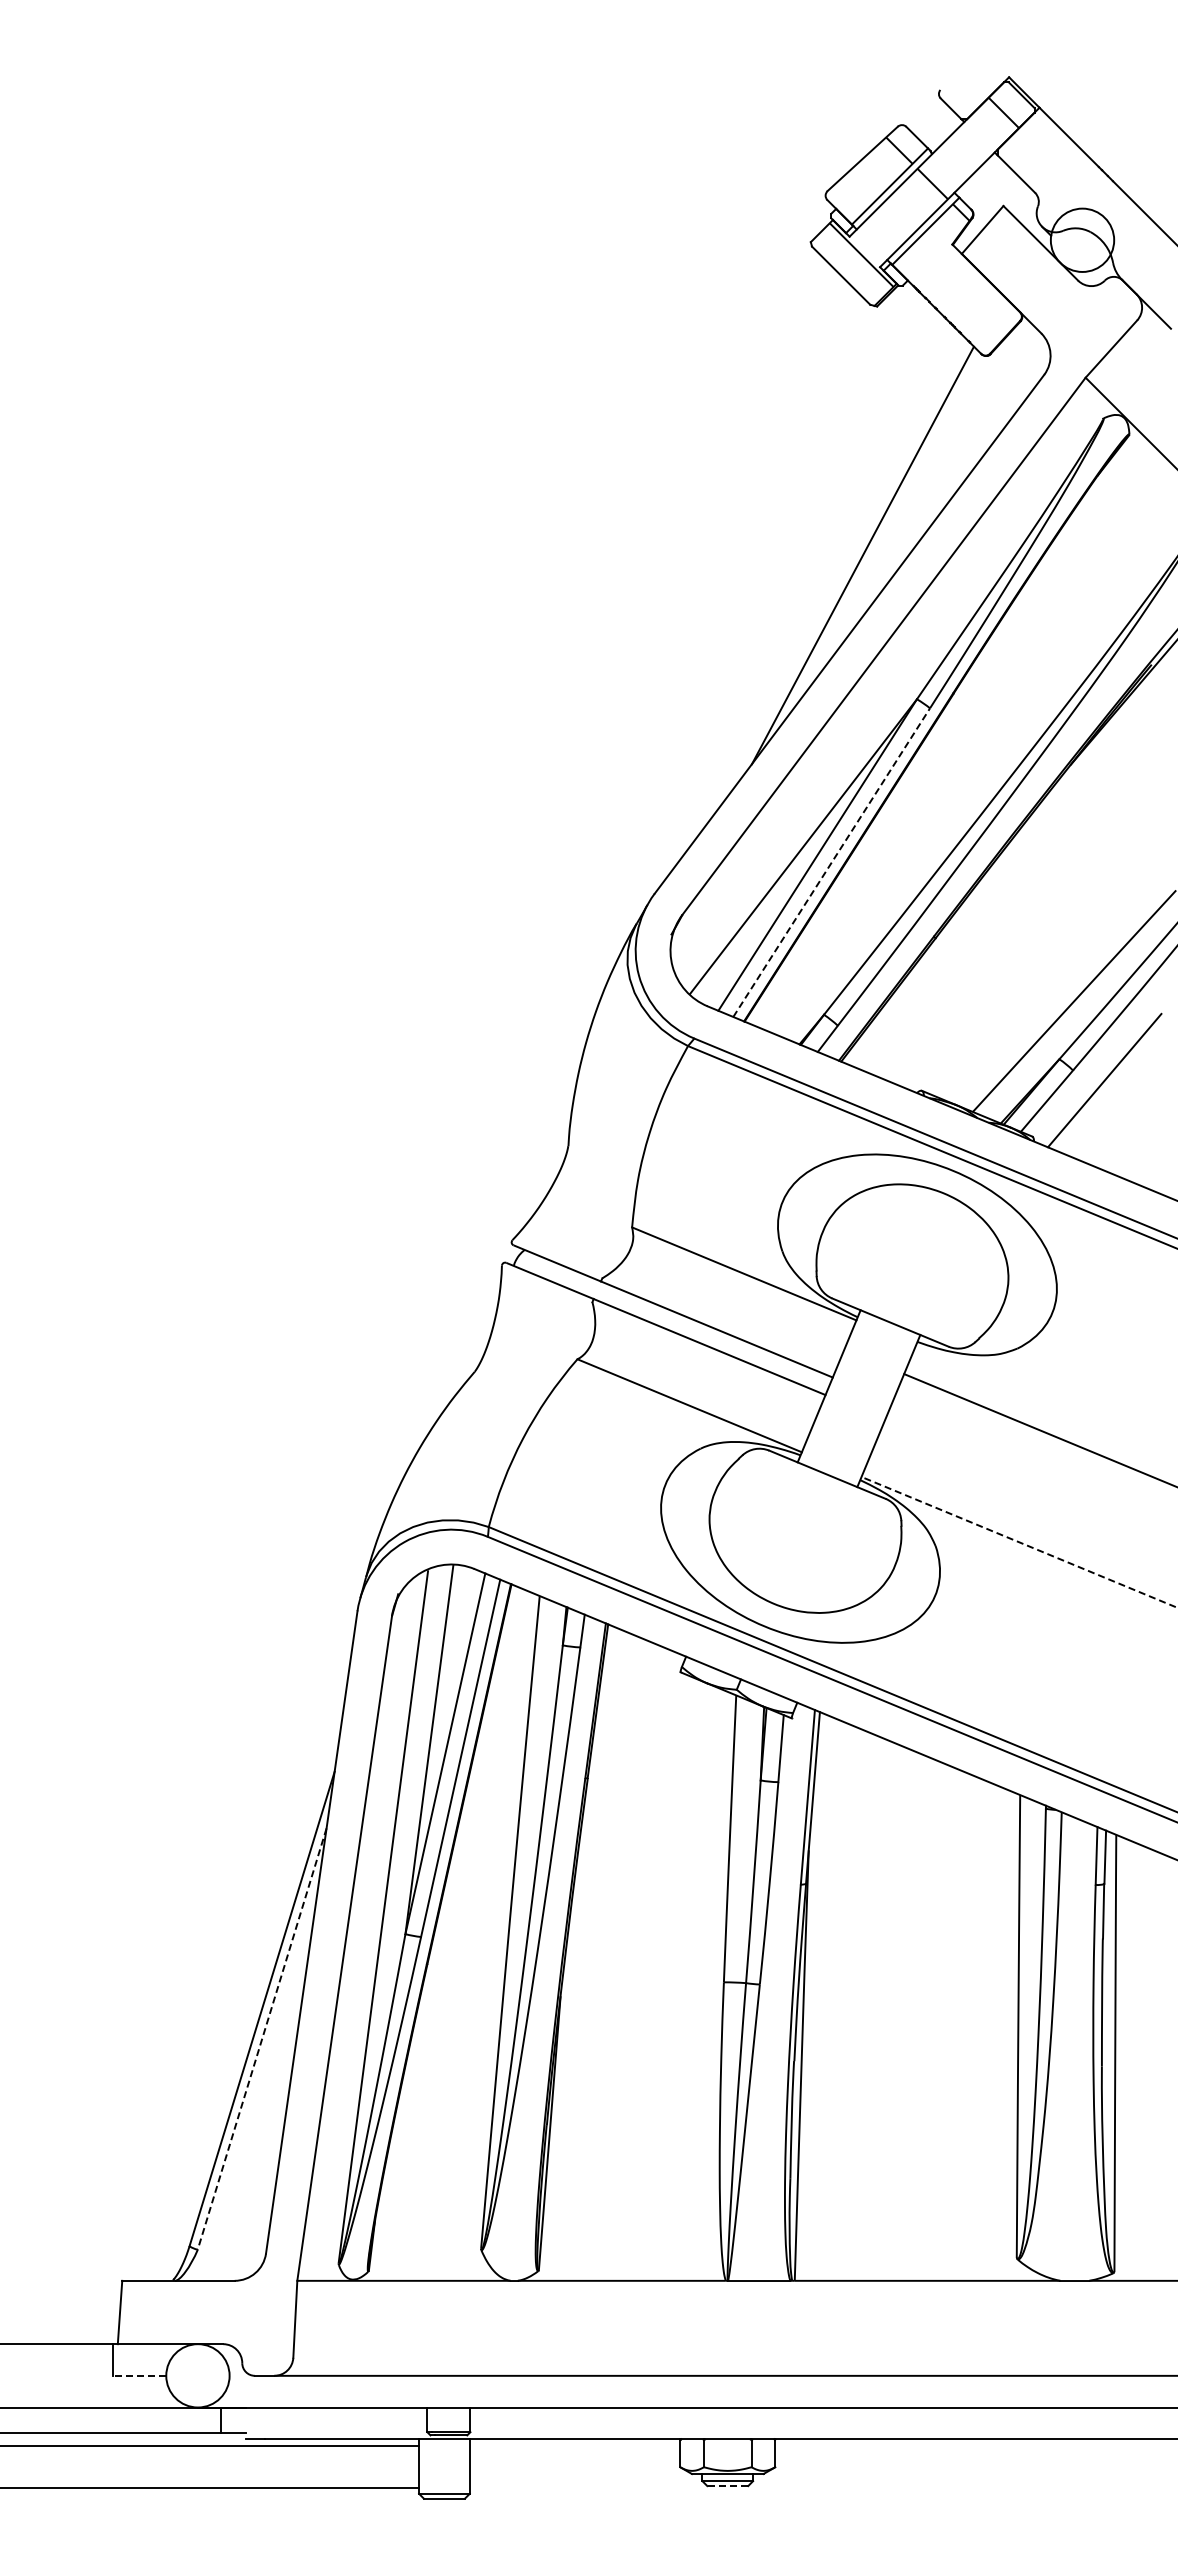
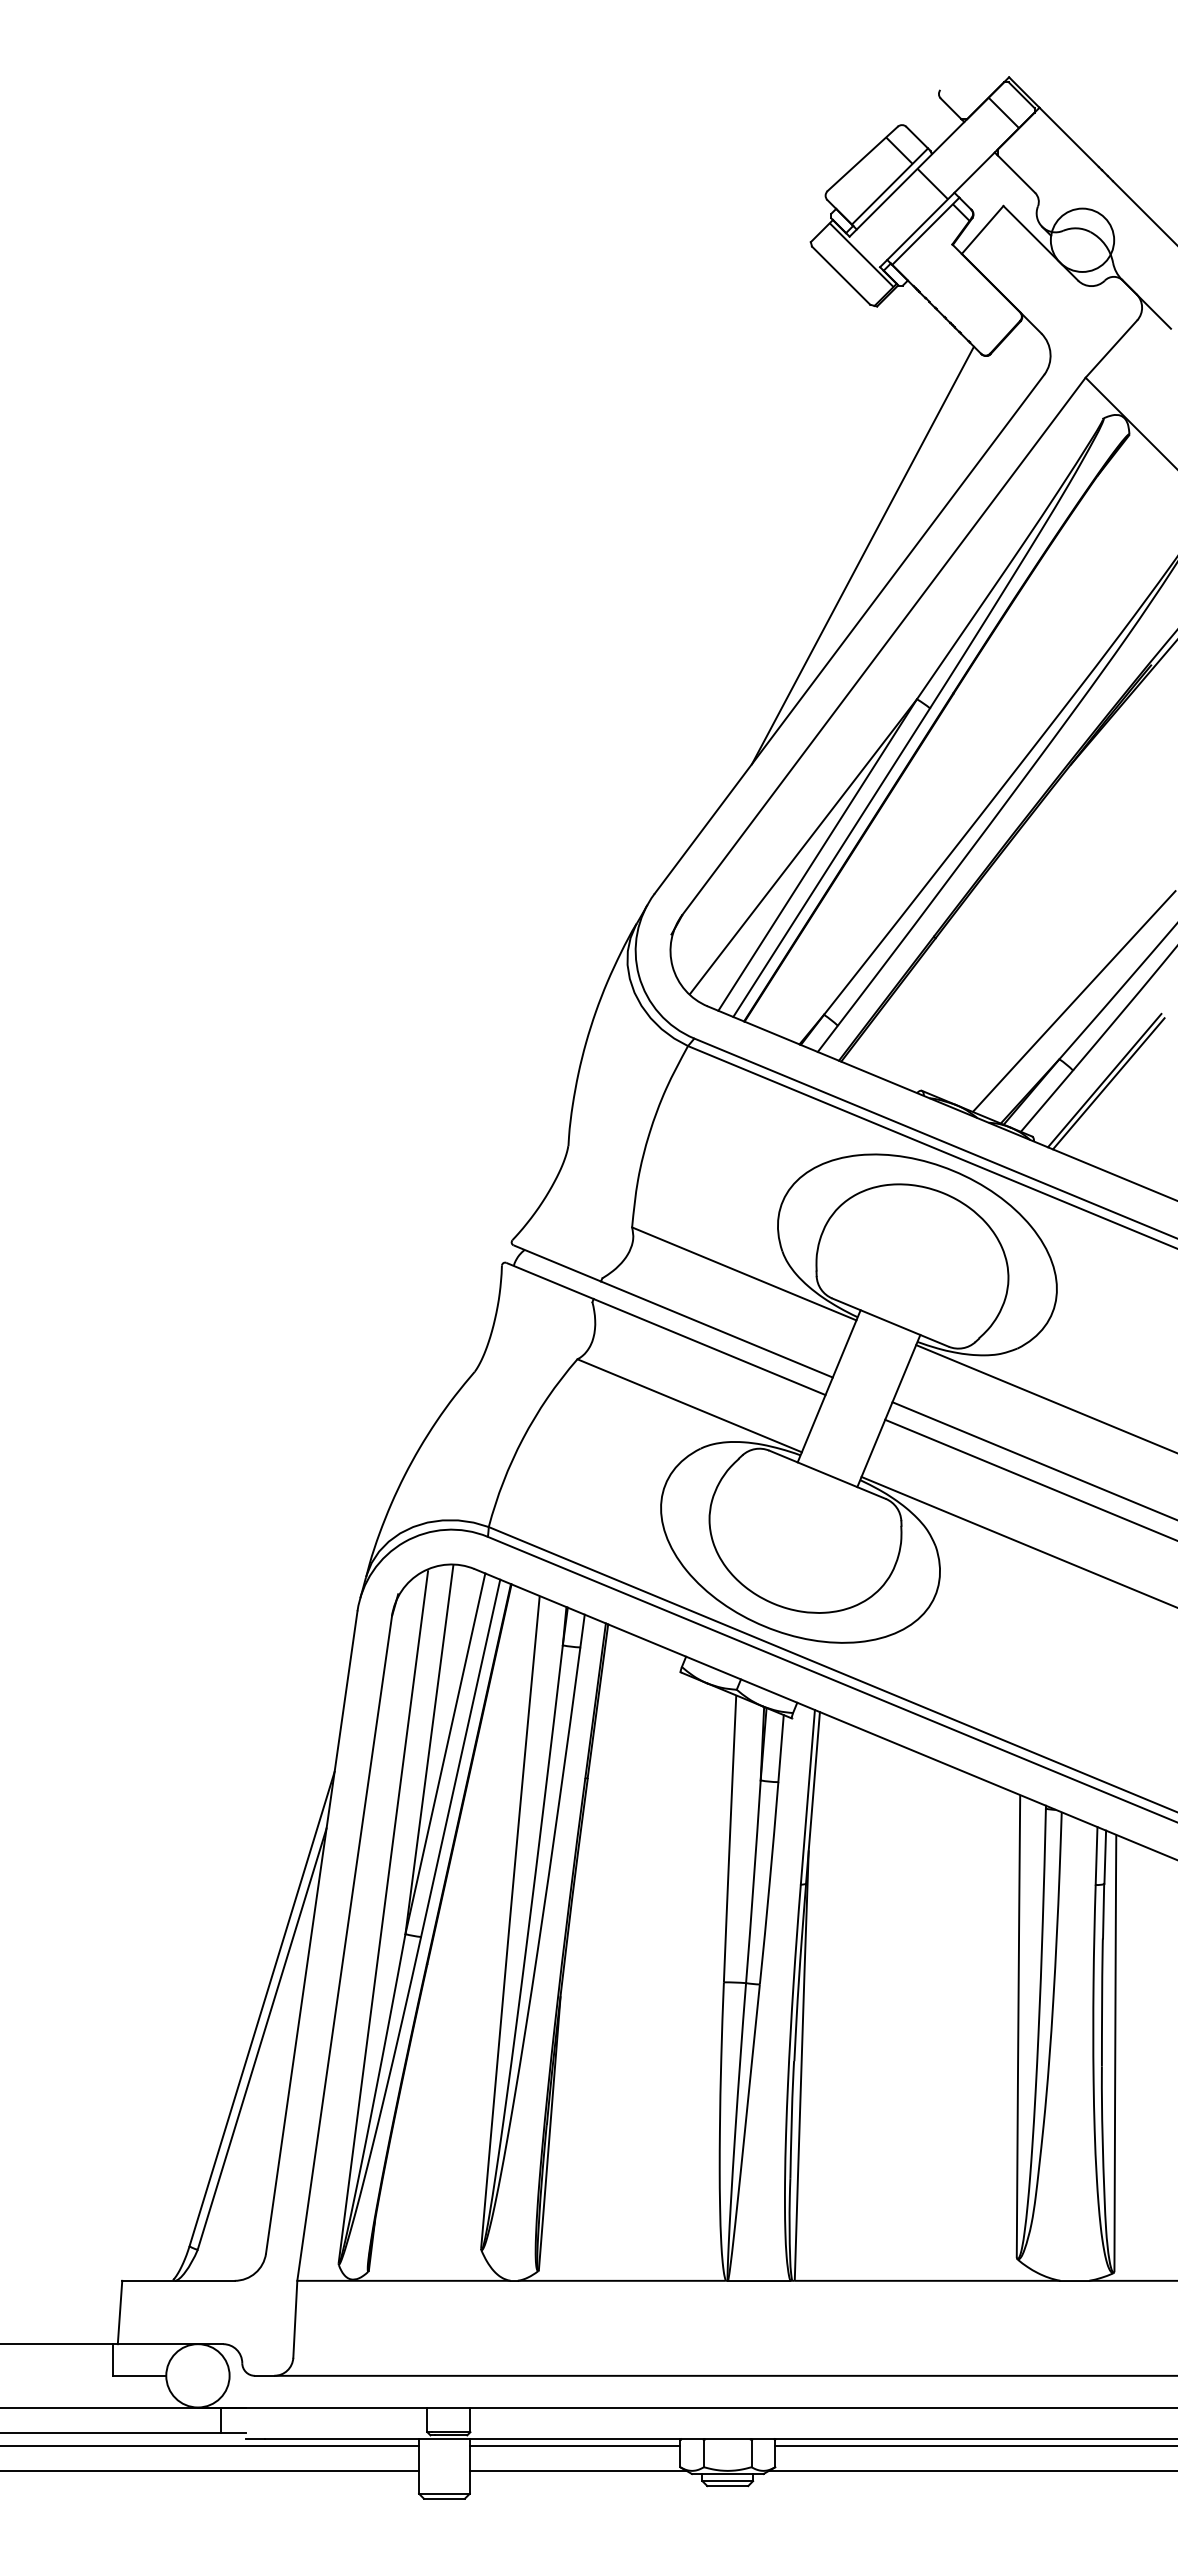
line: dashed -> solid (831, 862)
line: none -> present (1108, 1083)
line position: (1039, 1430) -> (1045, 1398) (1045, 1398)
line: none -> present (1033, 1460)
line: none -> present (1029, 1479)
line: dashed -> solid (1019, 1542)
line: dashed -> solid (262, 2039)
line: dashed -> solid (139, 2375)
line: none -> present (574, 2445)
line: none -> present (974, 2445)
line: none -> present (577, 2470)
line: none -> present (971, 2470)
line: dashed -> solid (727, 2486)
line position: (210, 2487) -> (210, 2470) (210, 2470)
